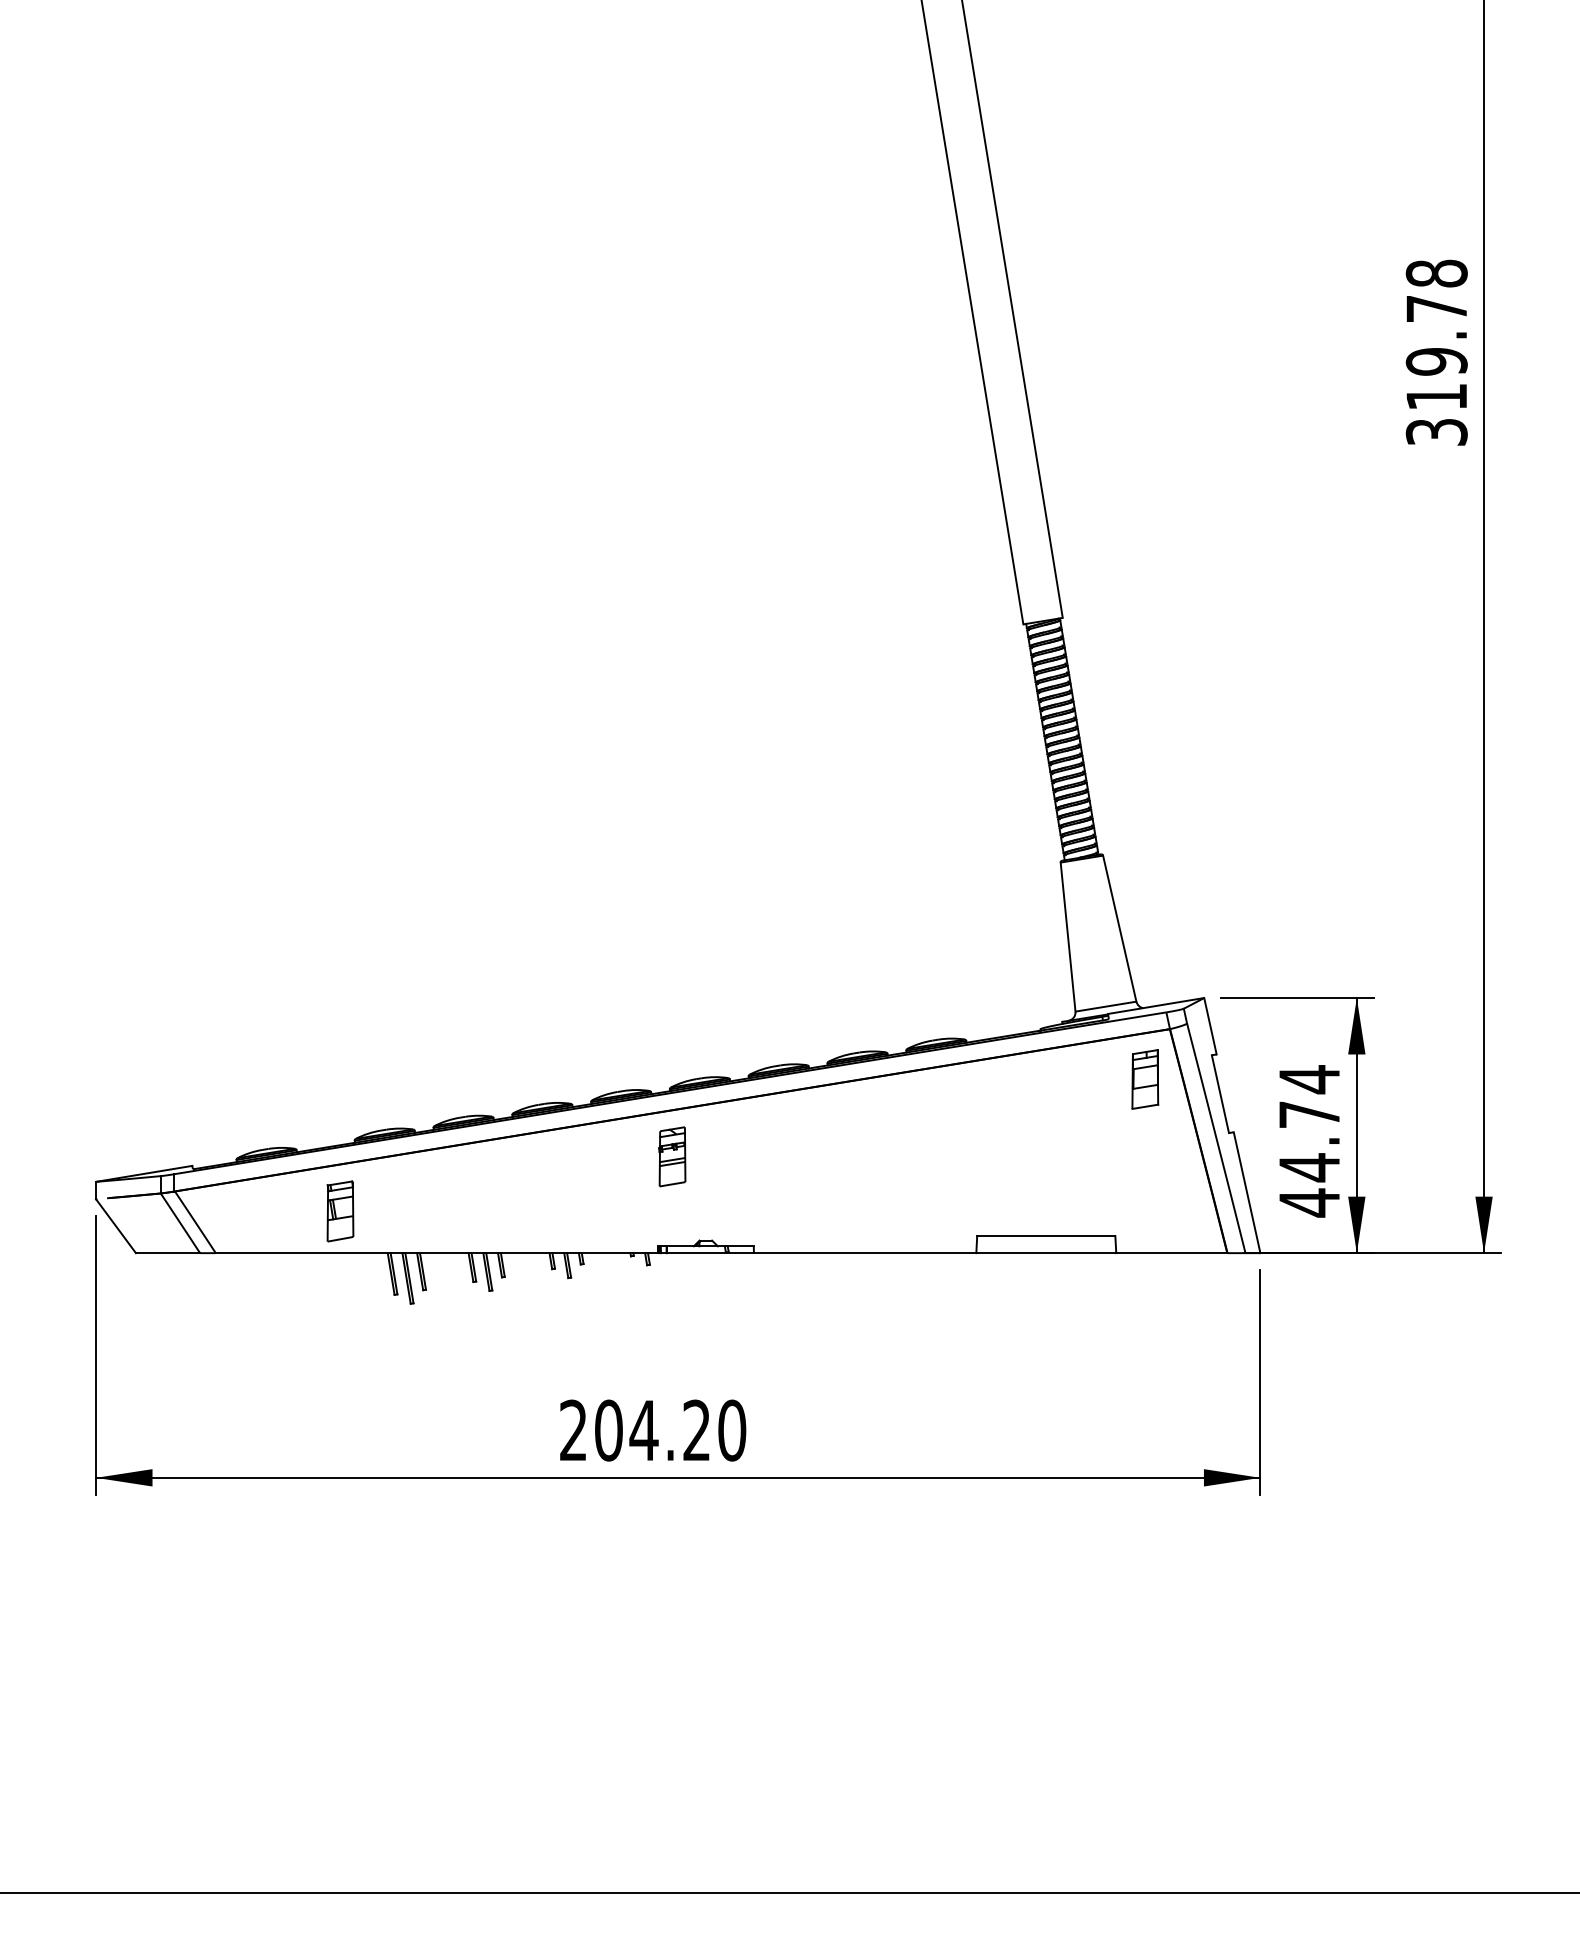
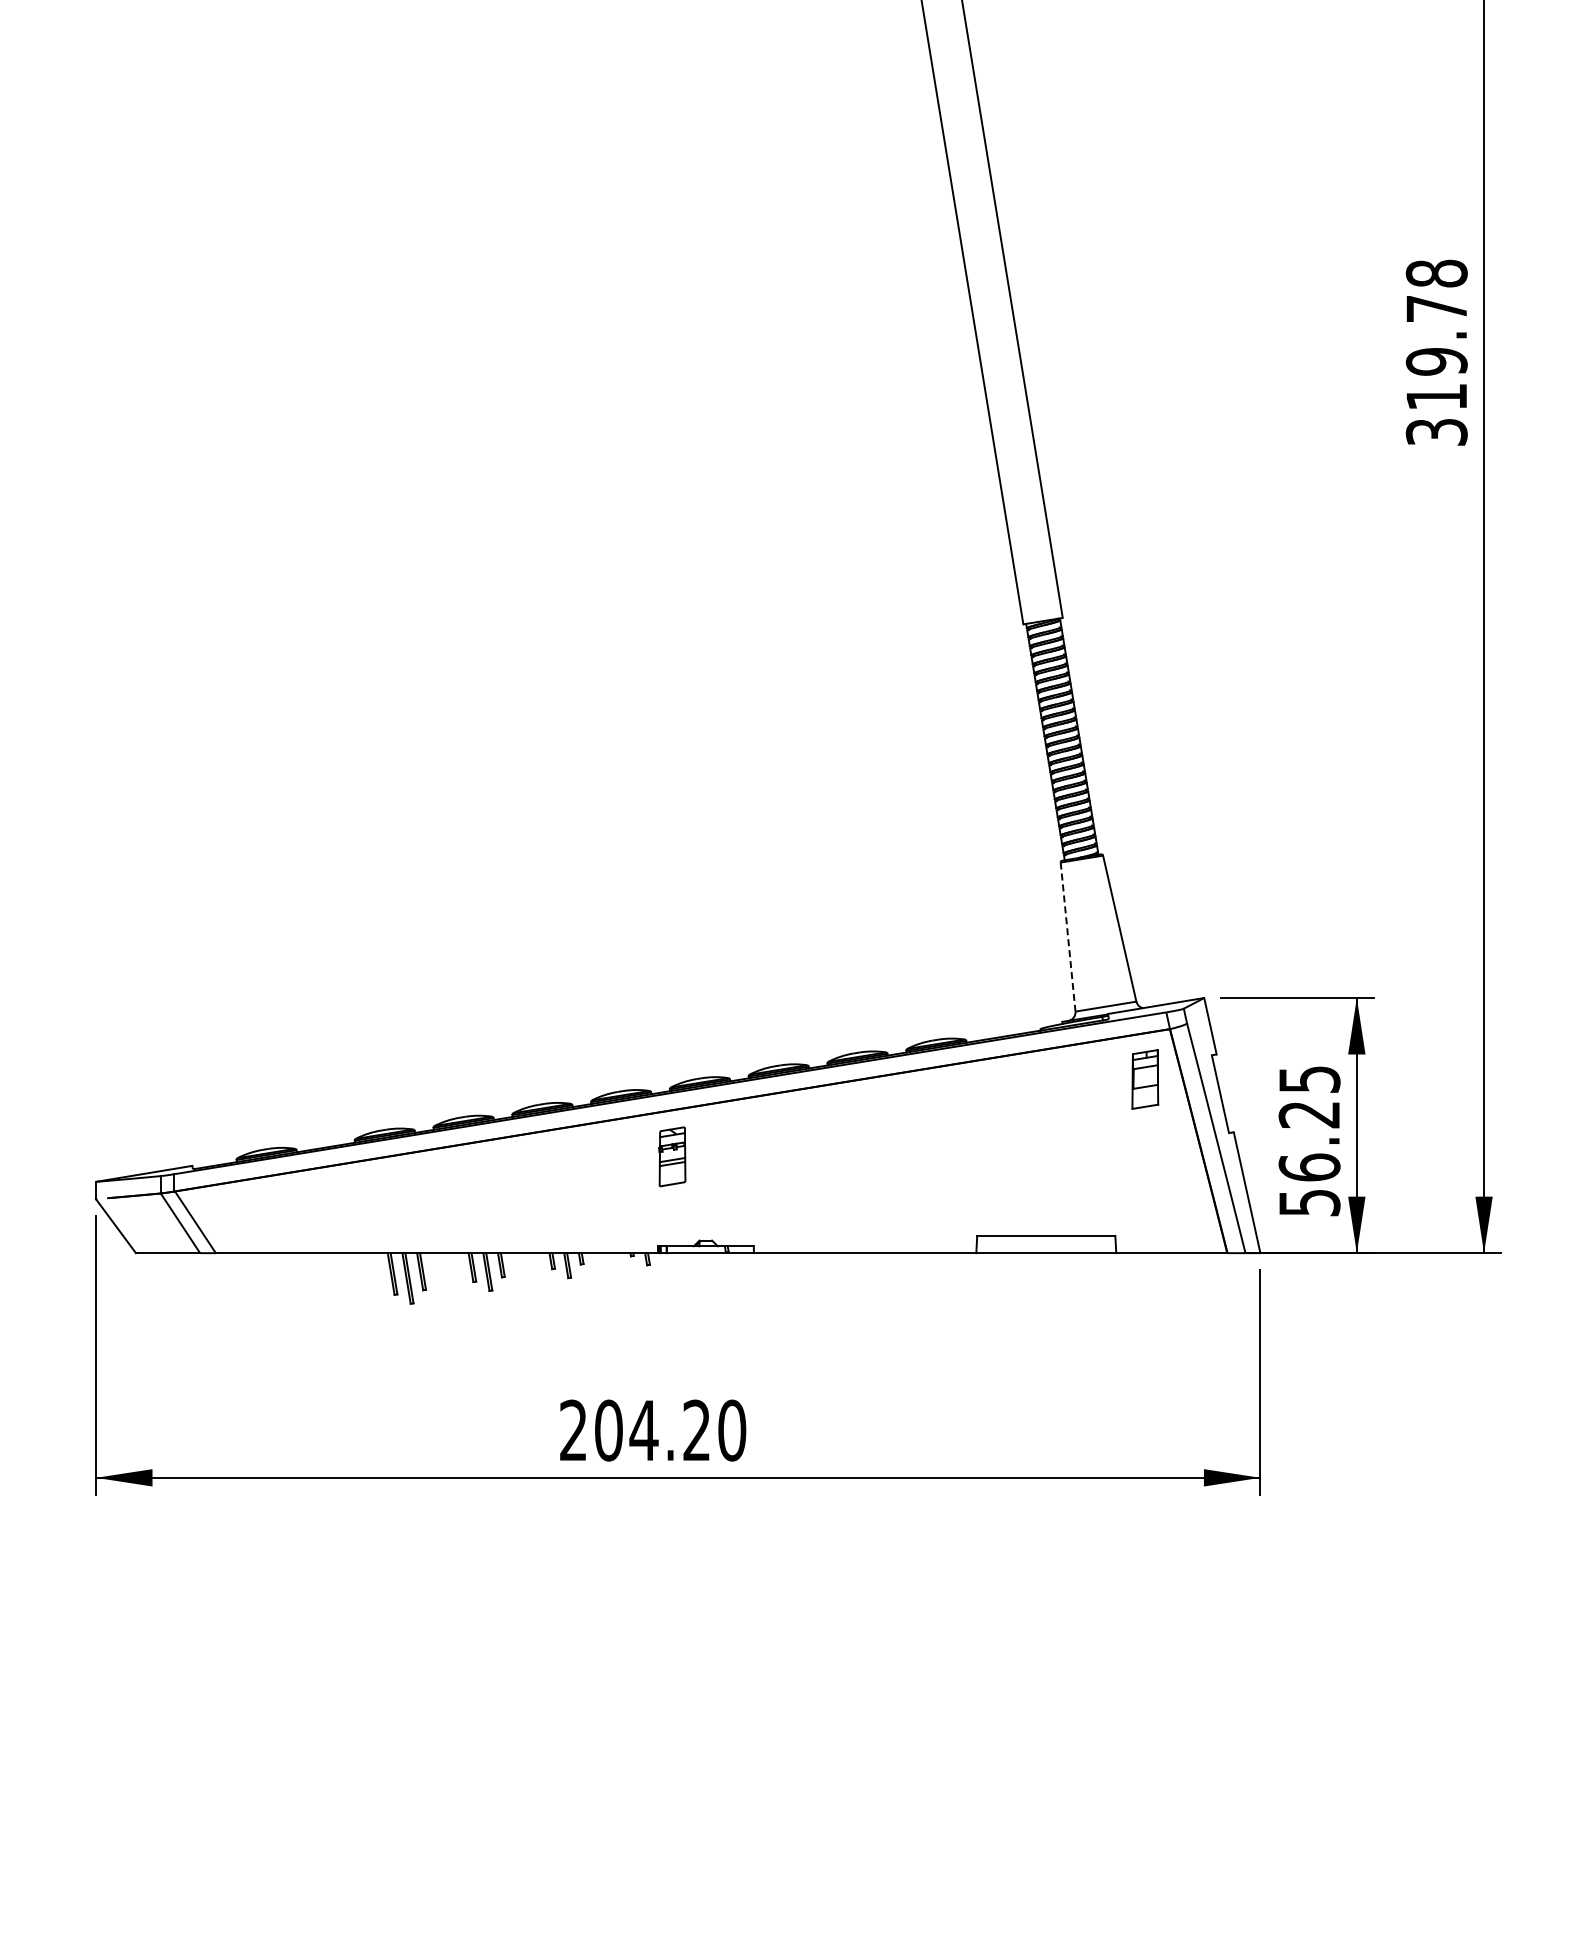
line: solid -> dashed (1068, 937)
text: 44.74 -> 56.25 (1309, 1141)
part: present -> none (340, 1211)
line: present -> none (789, 1893)
